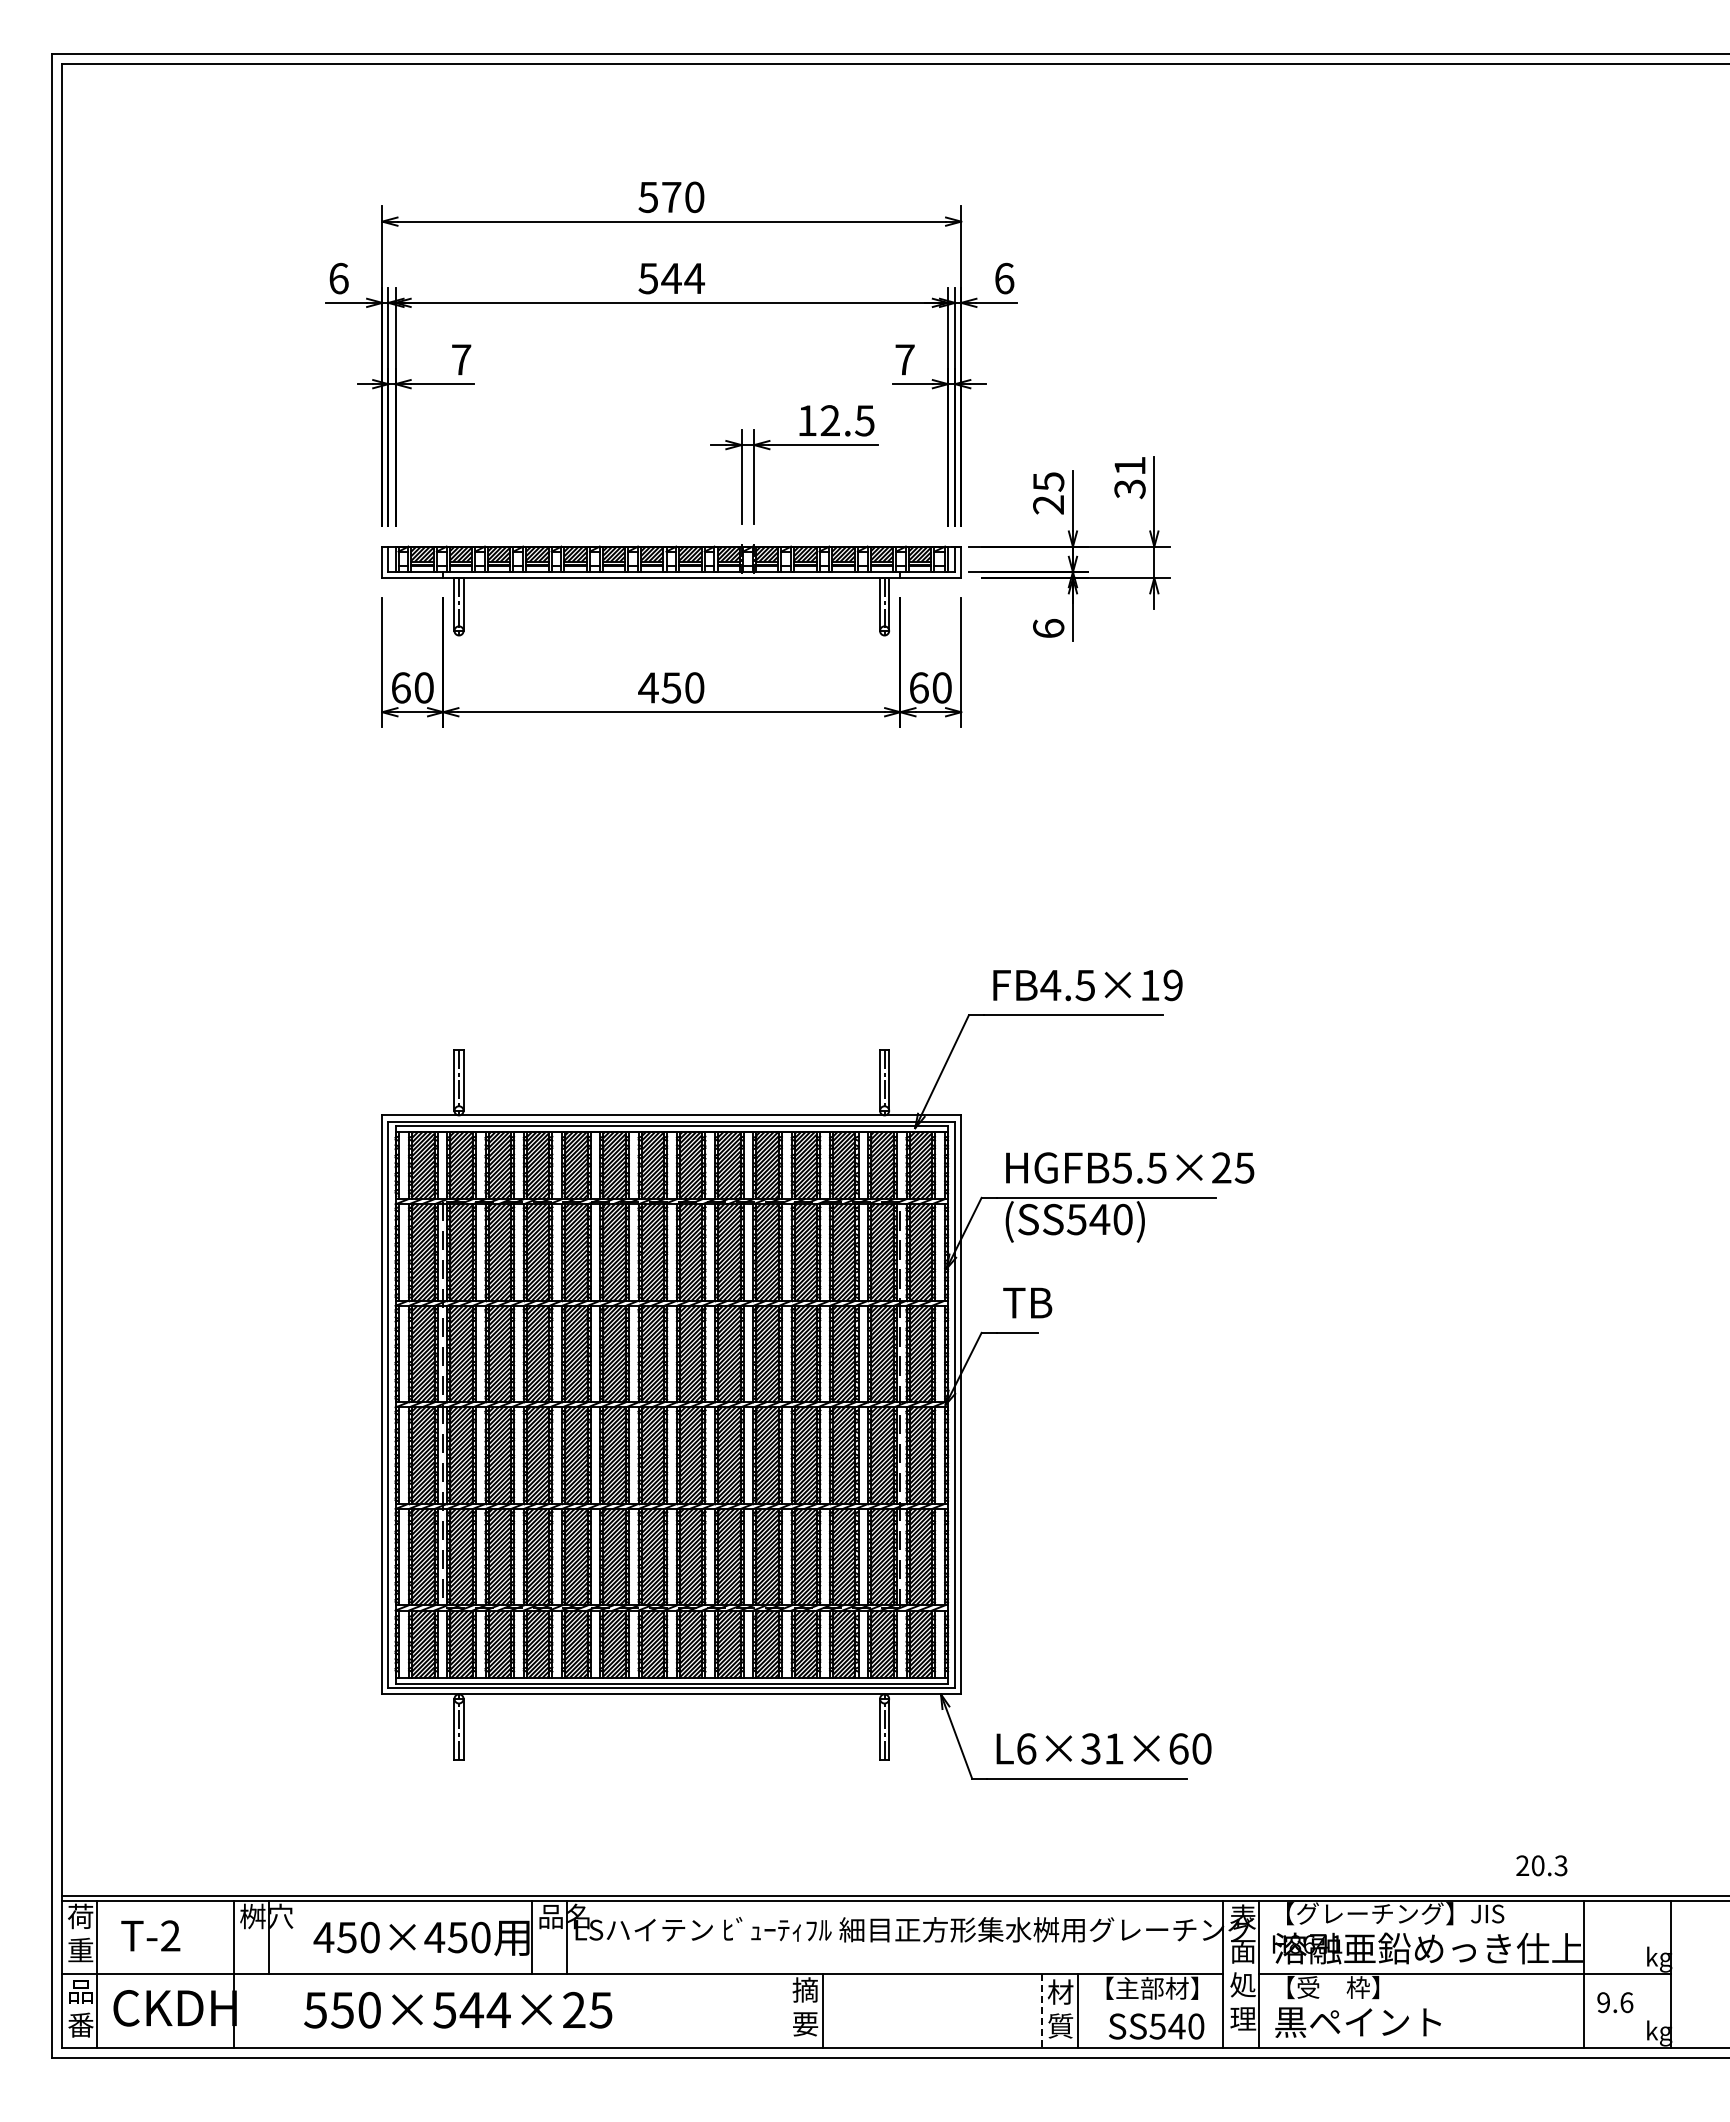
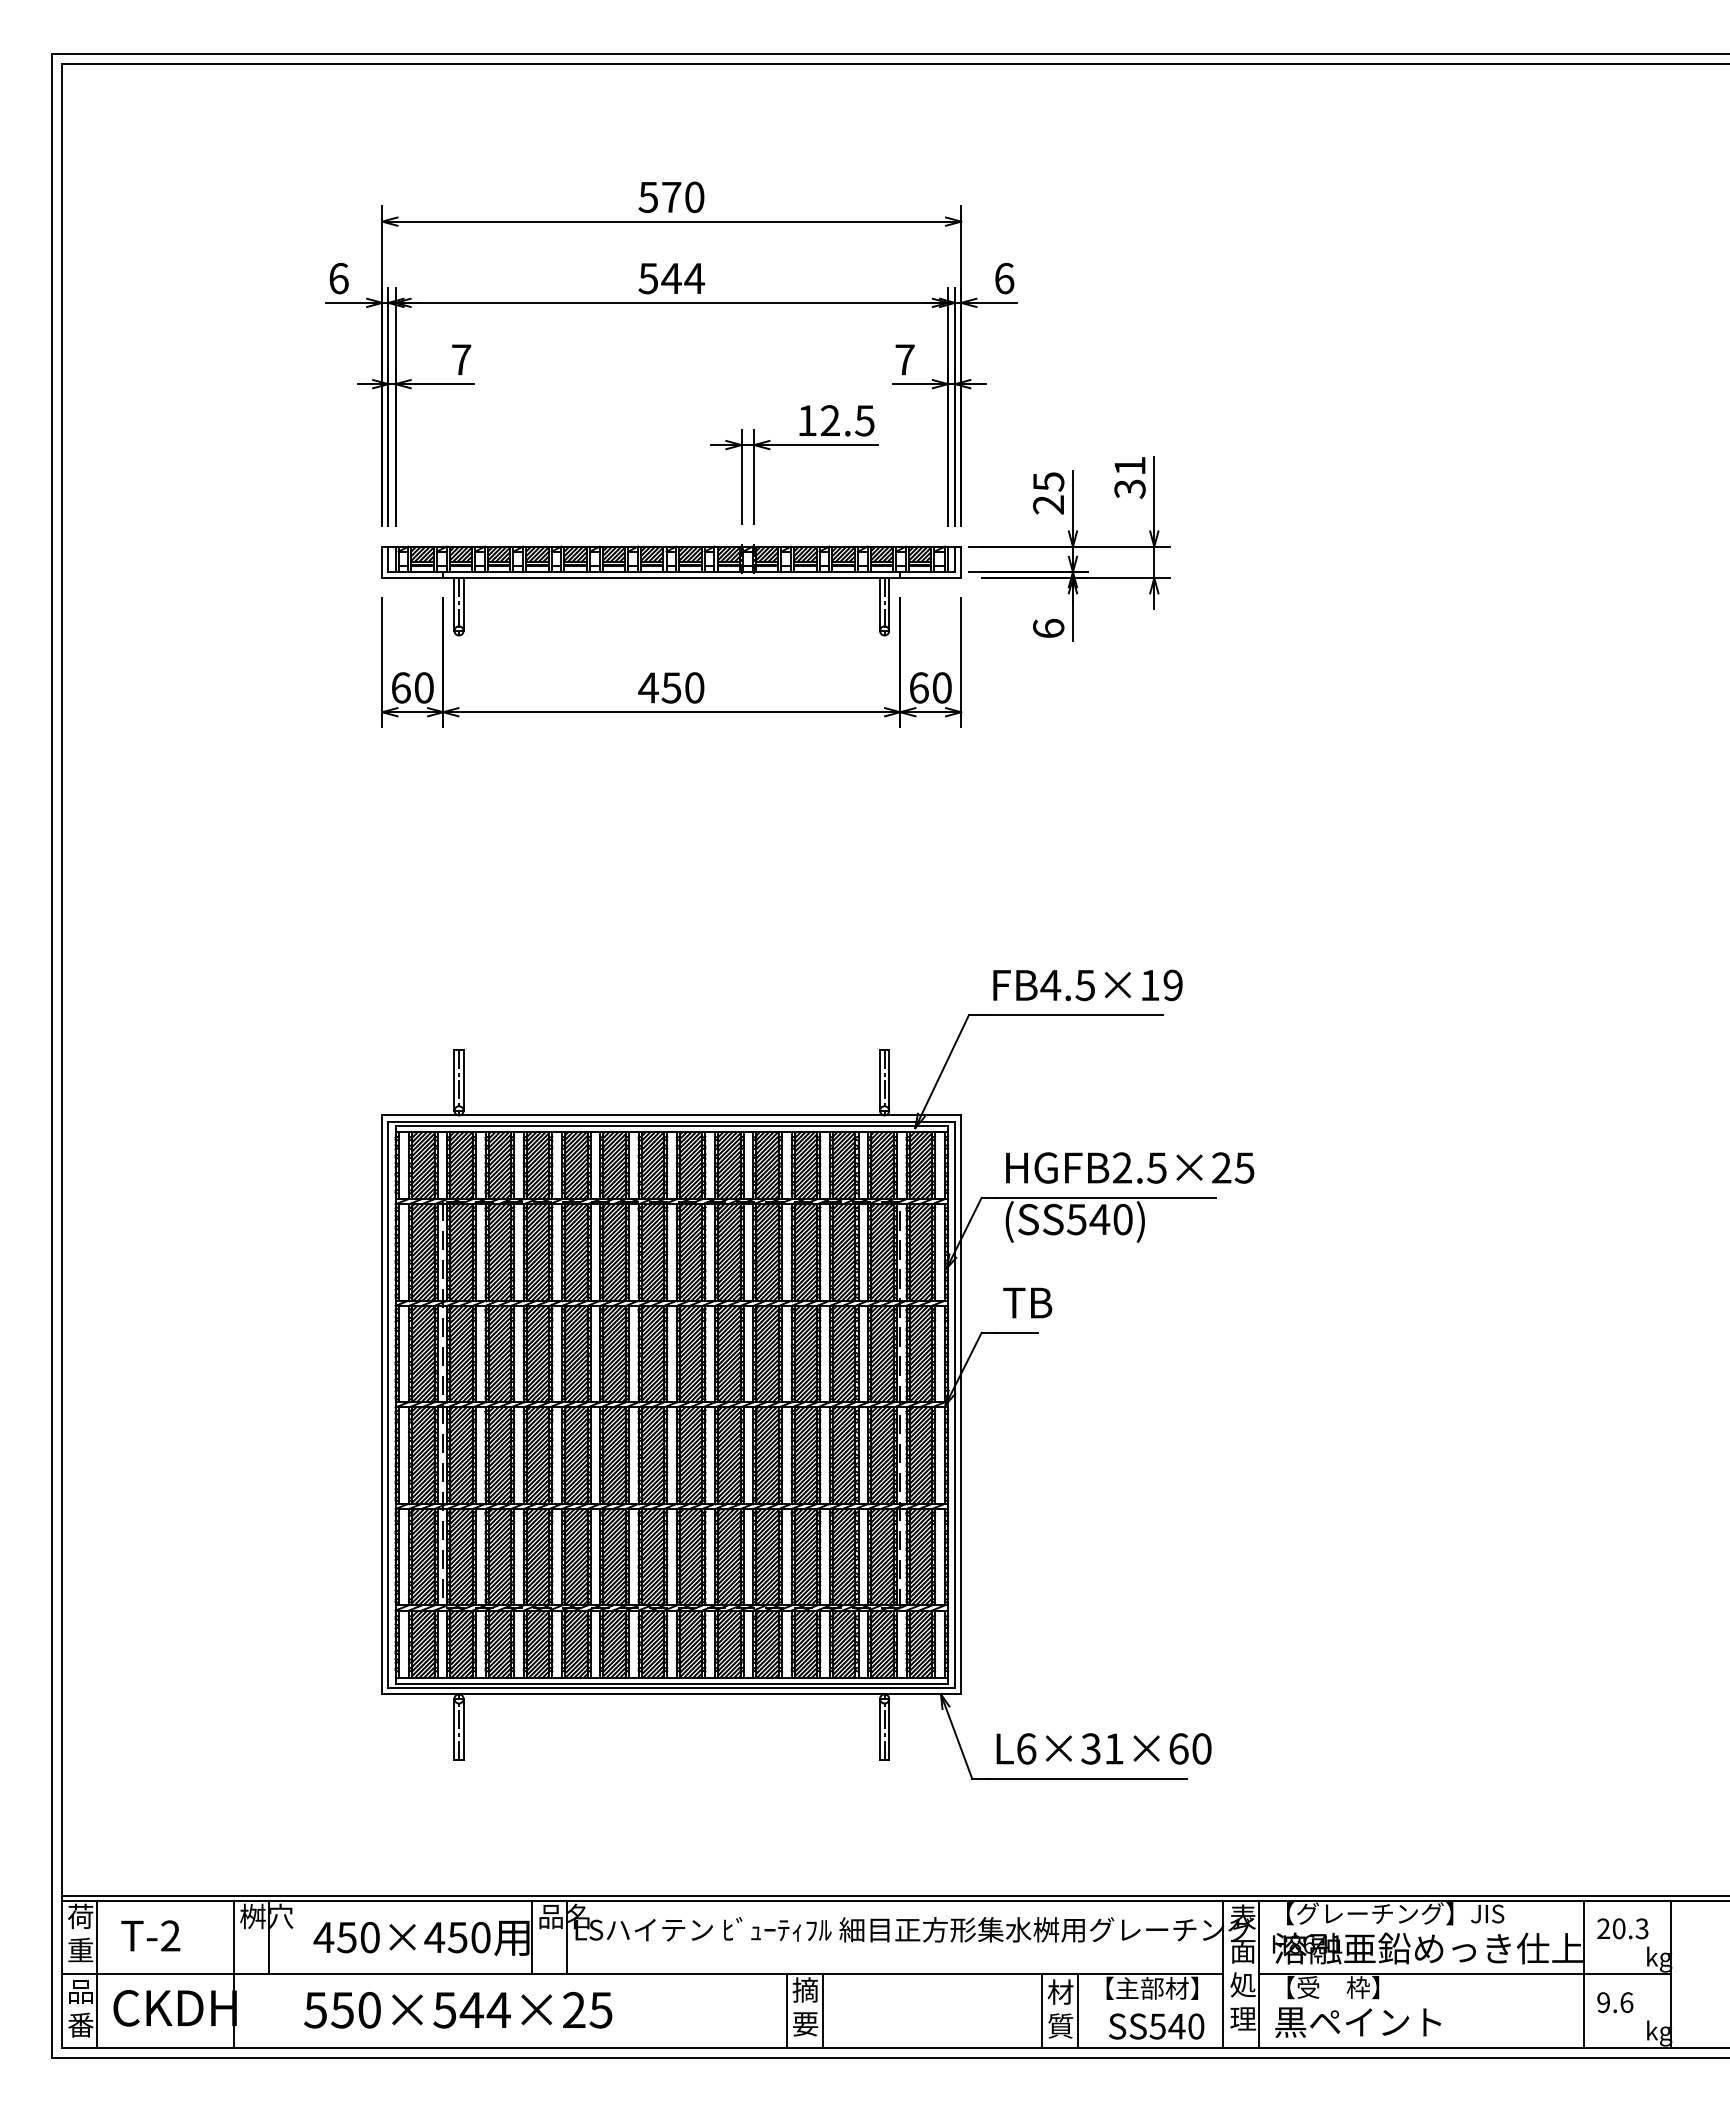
text: HGFB5.5×25 -> HGFB2.5×25 (1121, 1167)
text position: (1541, 1865) -> (1622, 1928) (1622, 1928)
line: none -> present (786, 2011)
line: dashed -> solid (1042, 2011)
